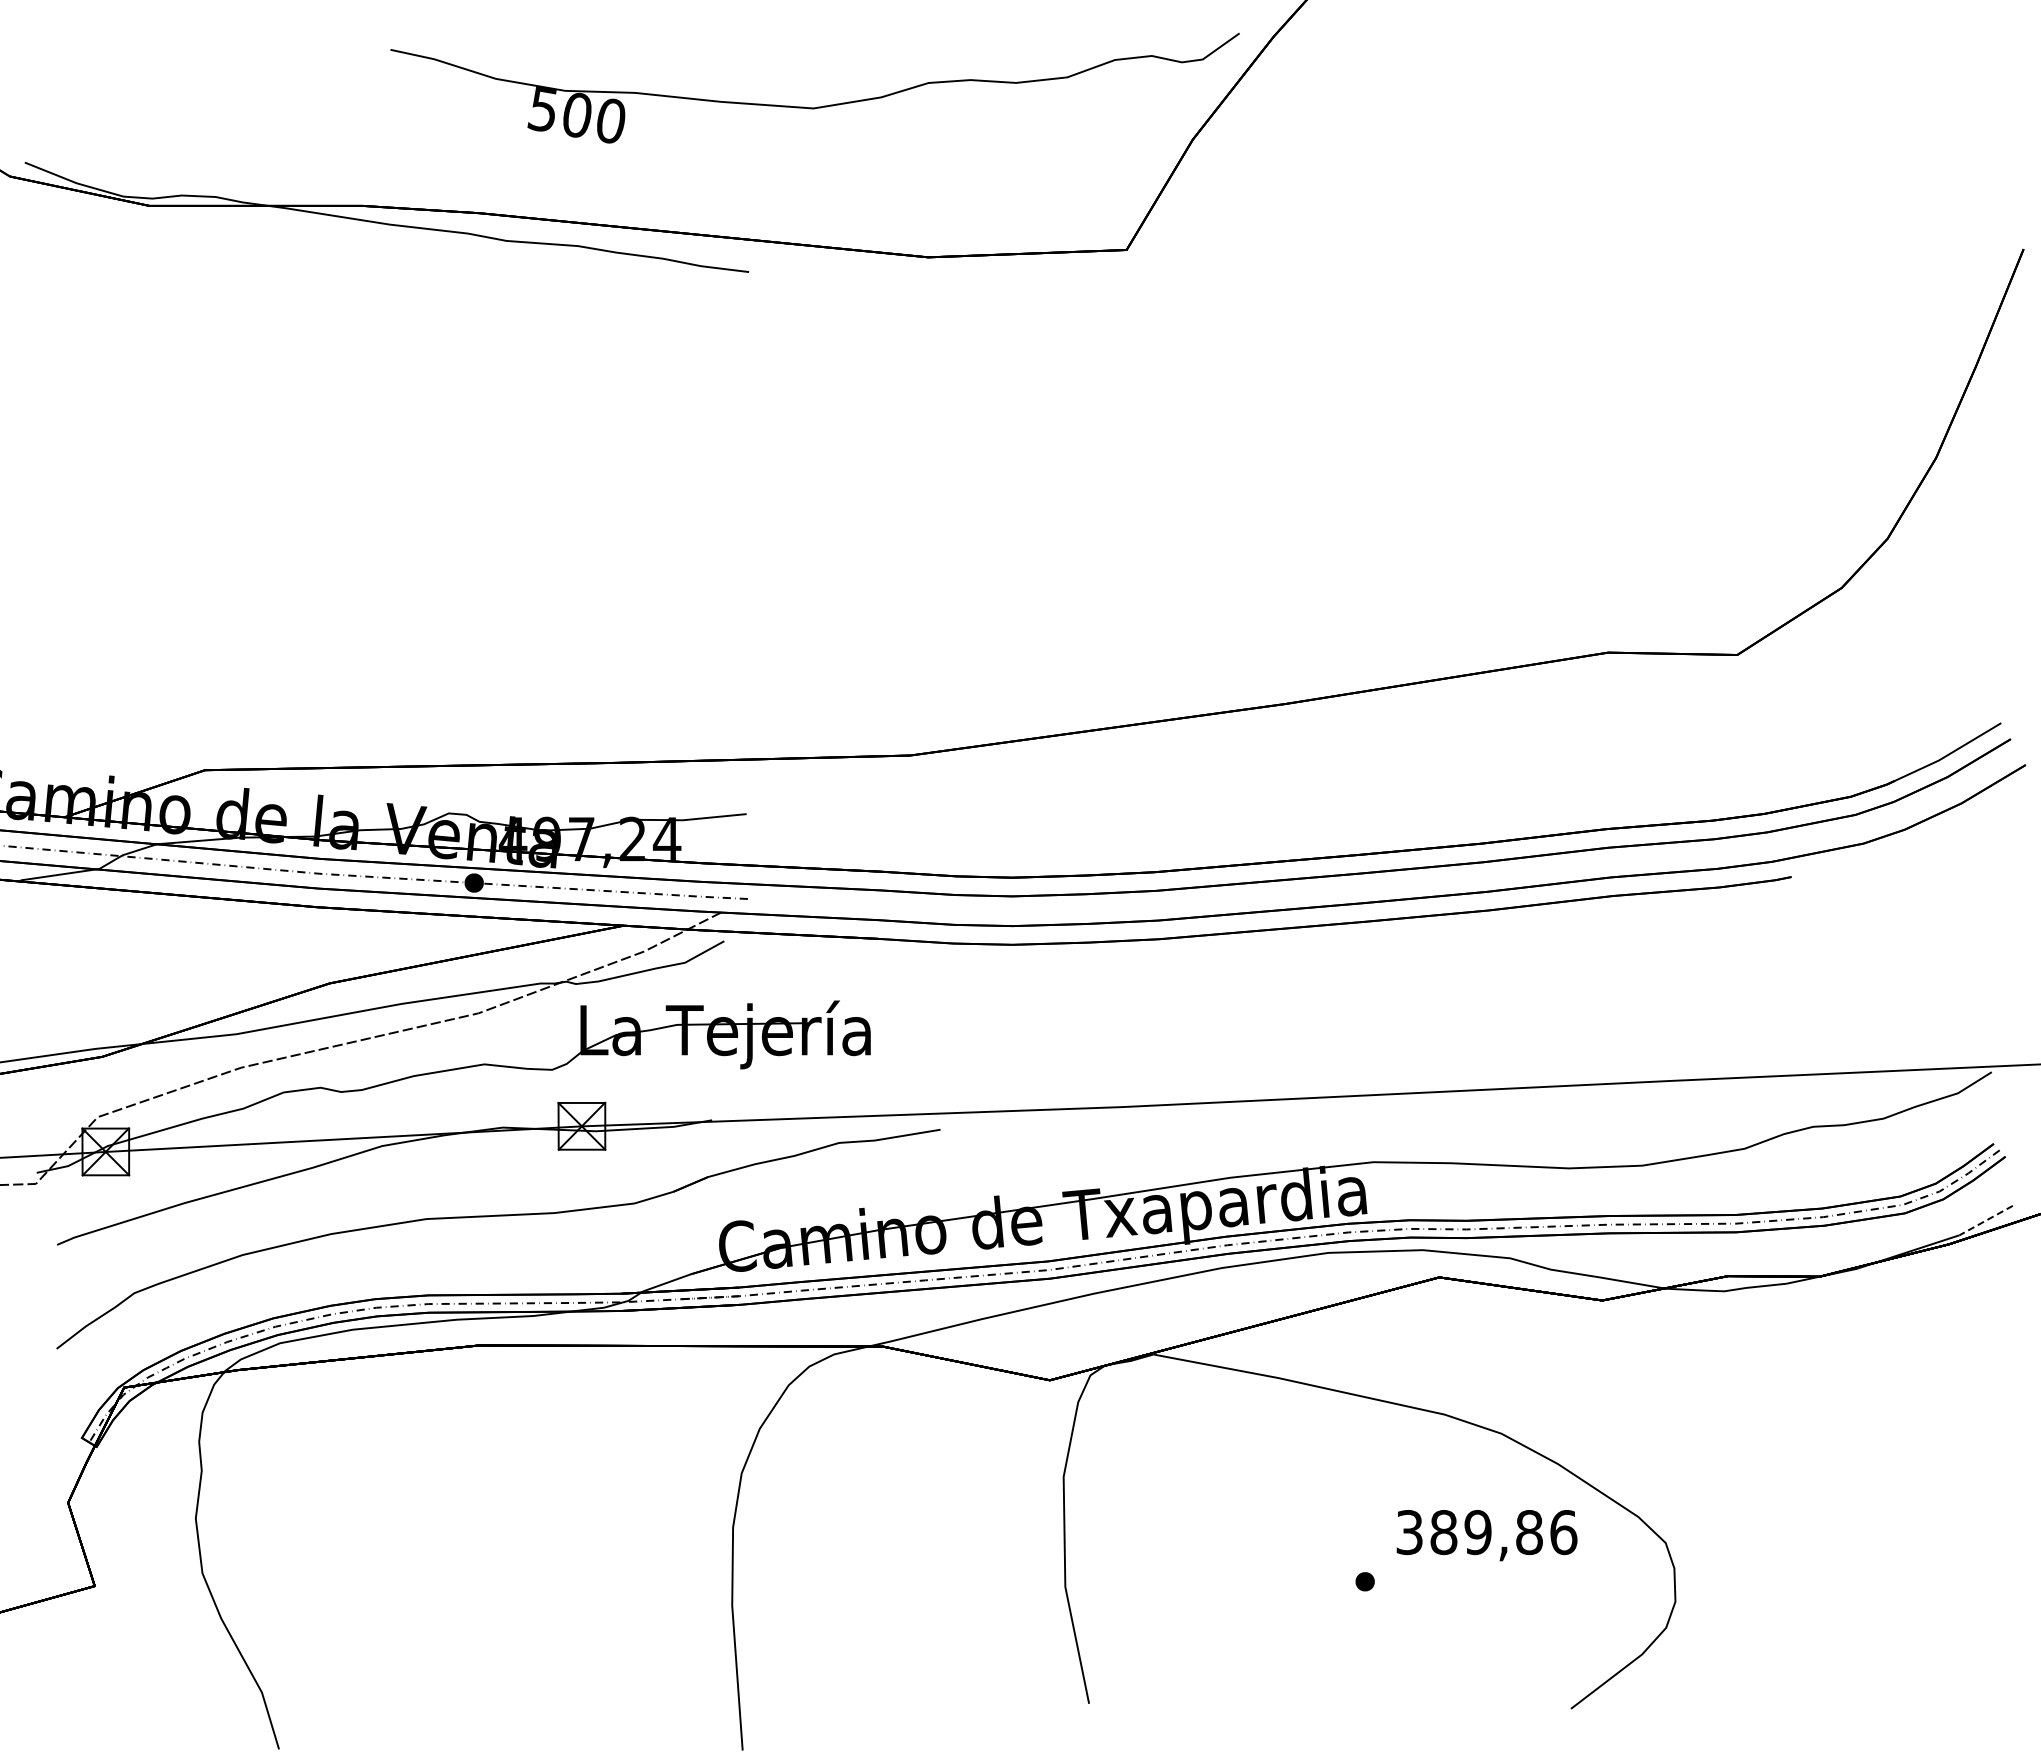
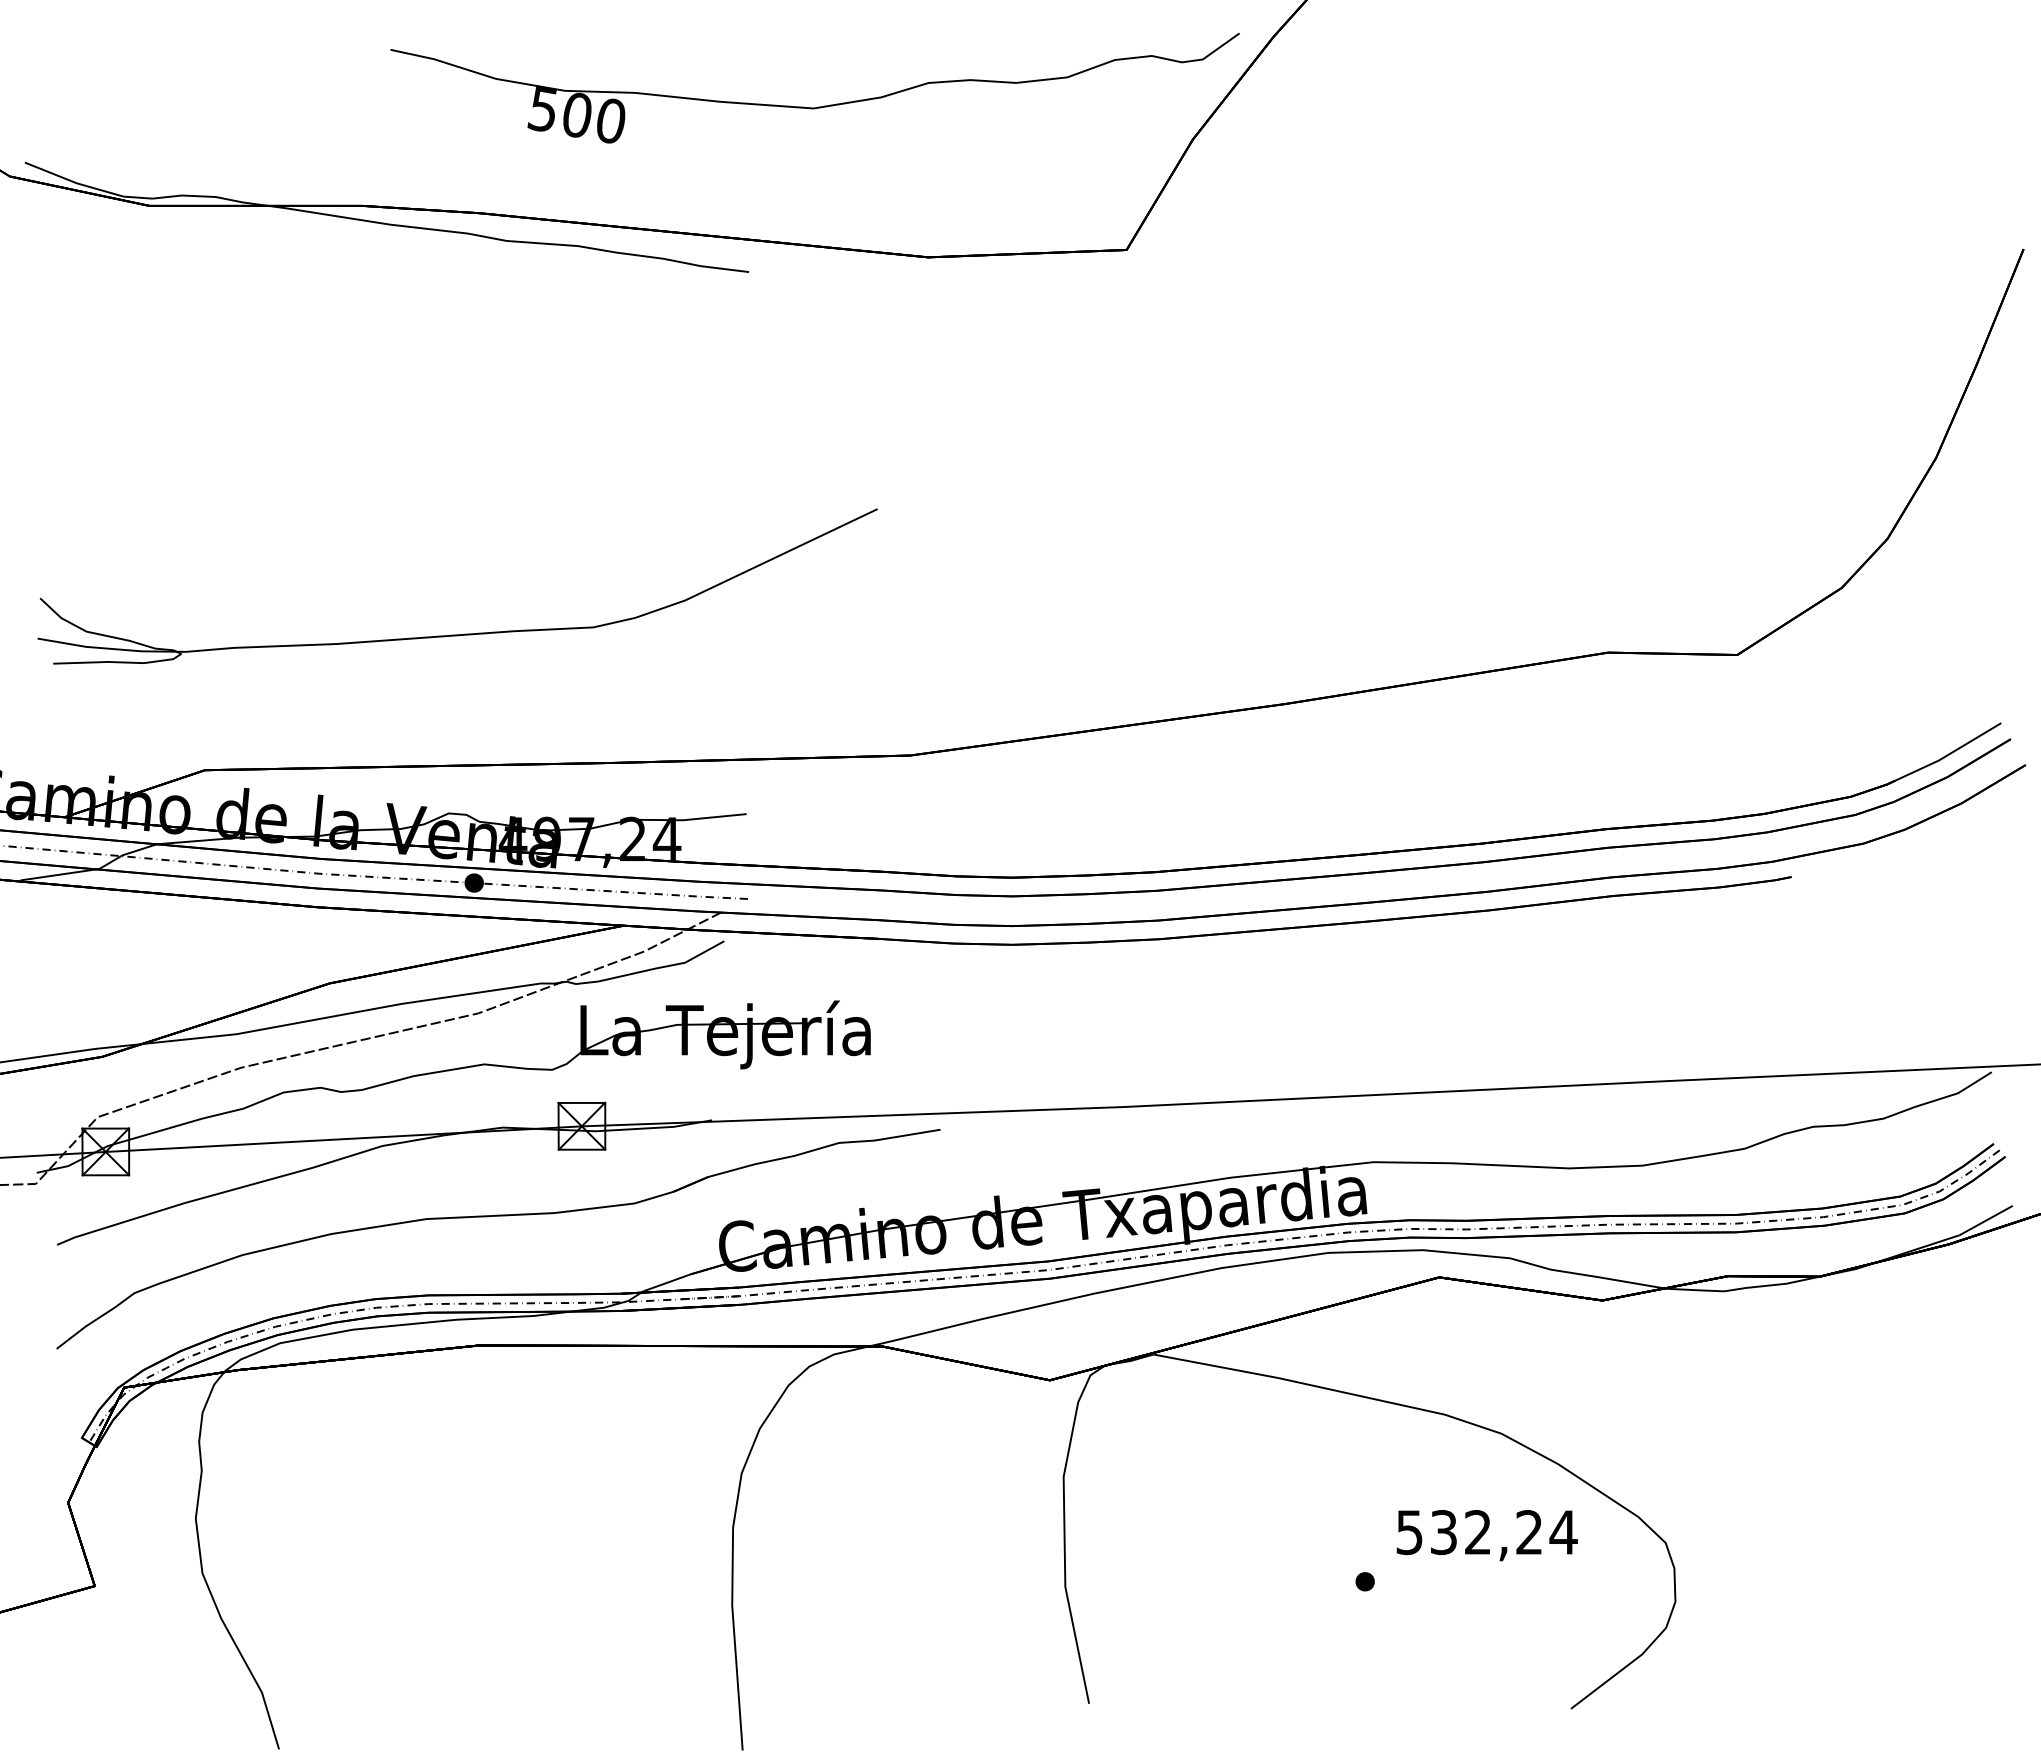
part: none -> present (464, 633)
line: dashed -> solid (1985, 1220)
text: 389,86 -> 532,24 (1487, 1532)
